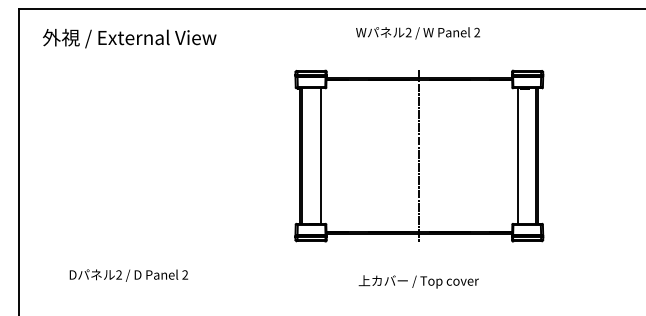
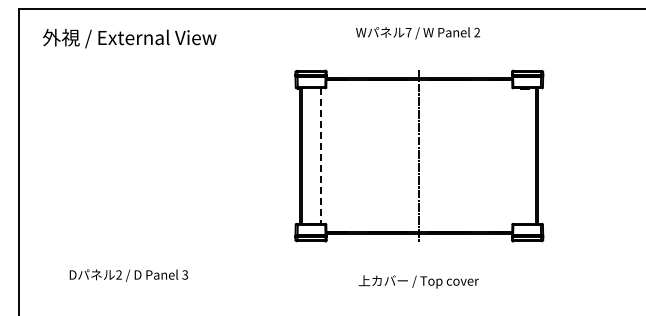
text: 2 -> 7 (408, 32)
line: present -> none (517, 155)
line: solid -> dashed (321, 156)
text: 2 -> 3 (185, 275)
